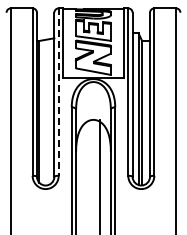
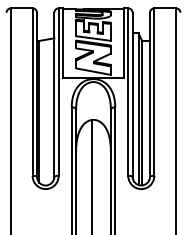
line: dashed -> solid (58, 92)
line position: (99, 175) -> (91, 175) (91, 175)
